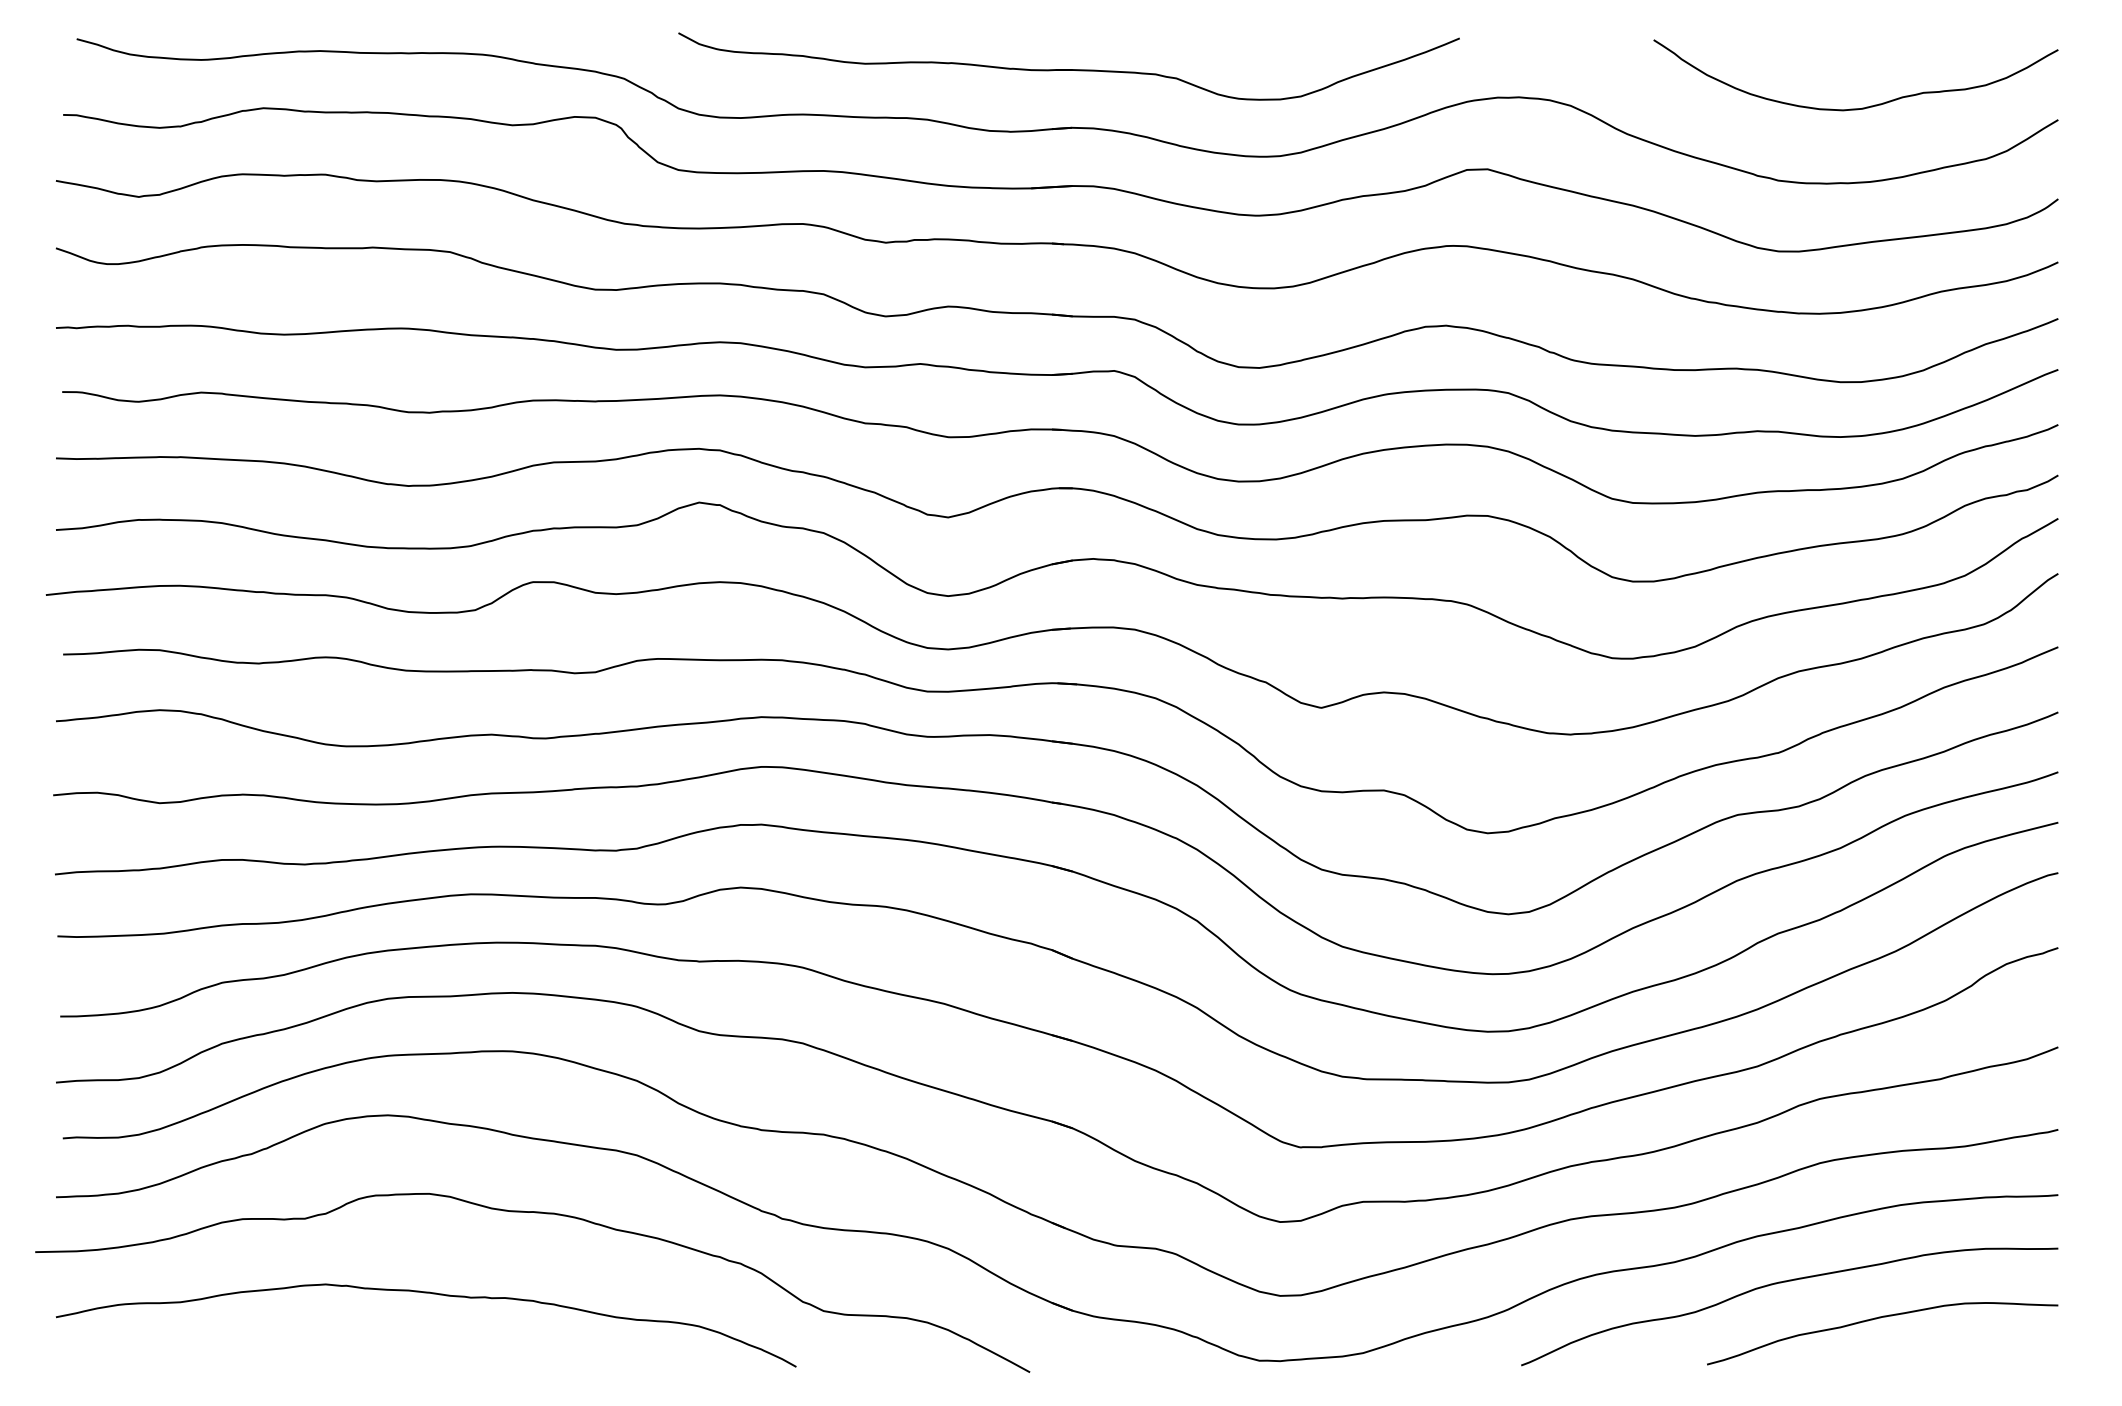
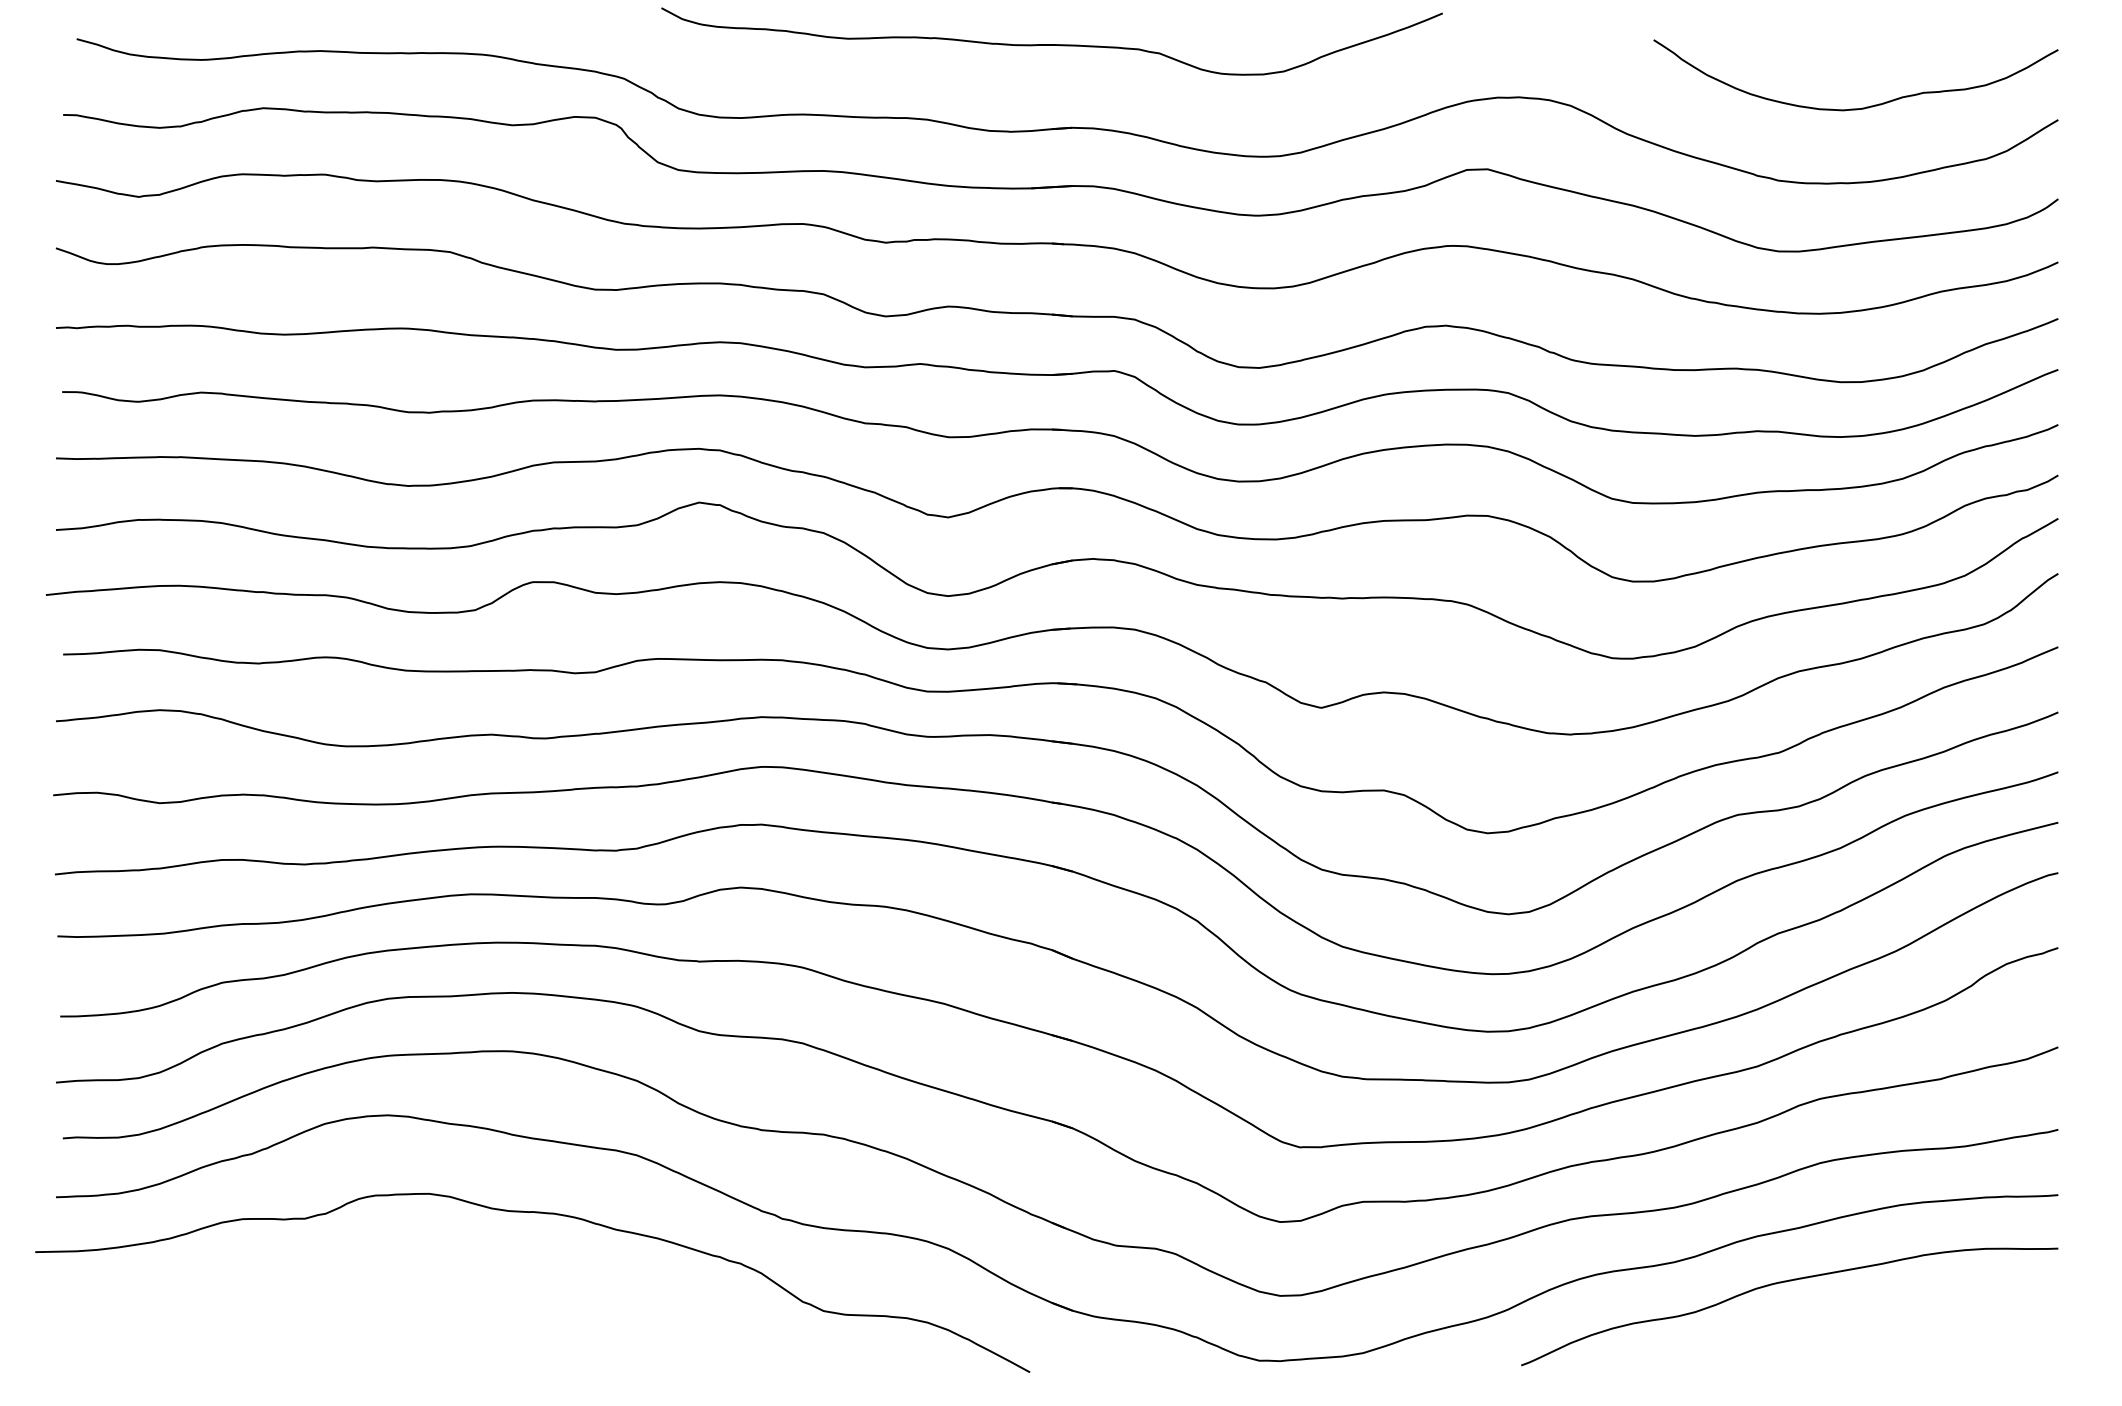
part position: (1068, 66) -> (1051, 41) (1051, 41)
curve: present -> none (432, 1294)
curve: present -> none (1880, 1318)
